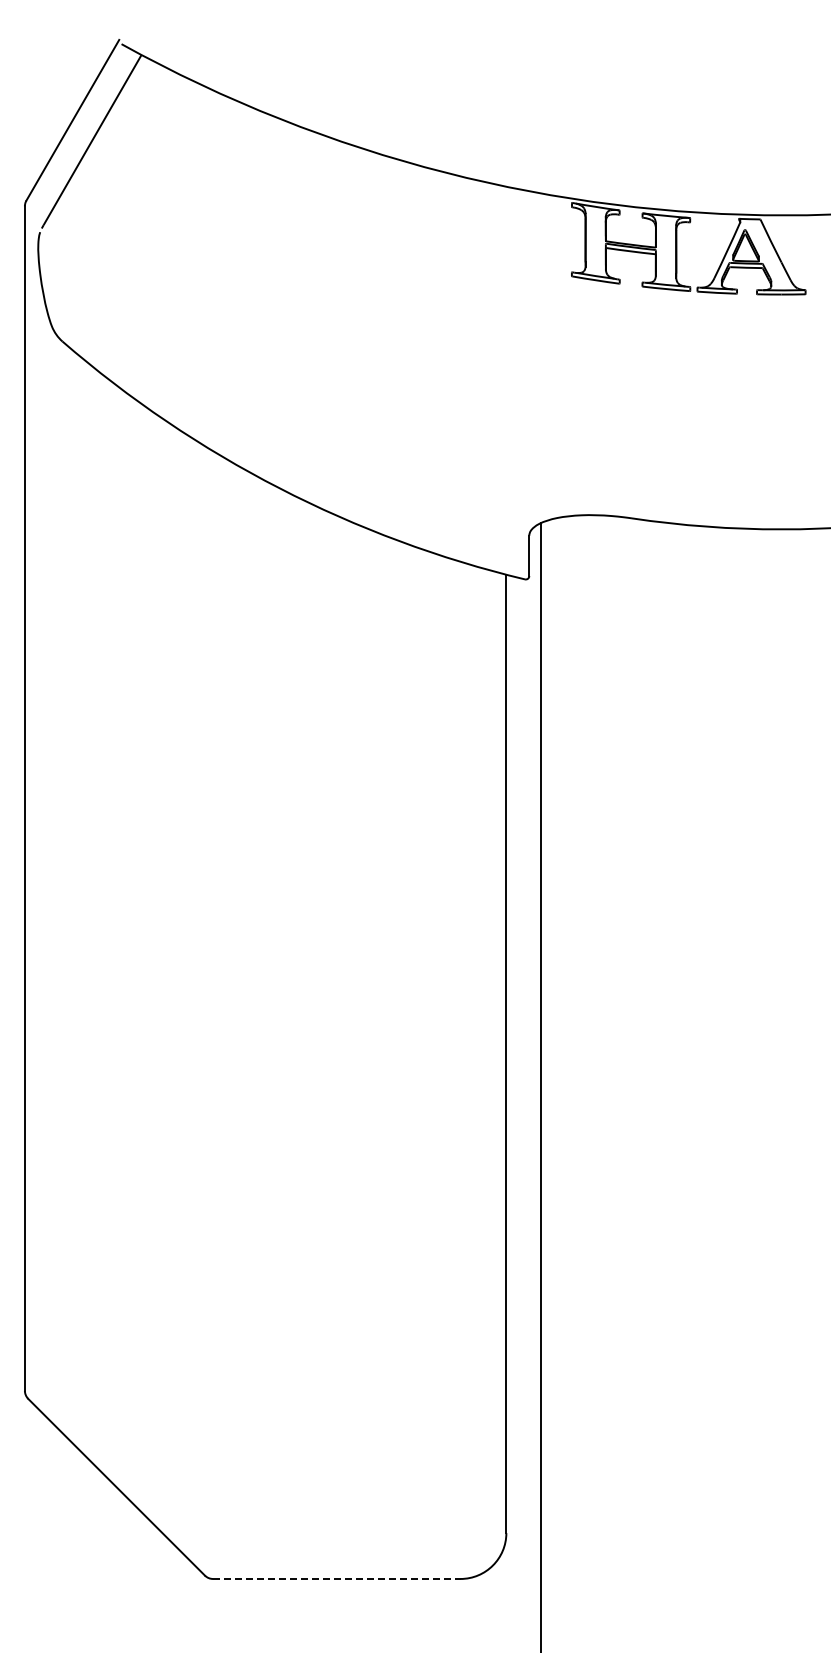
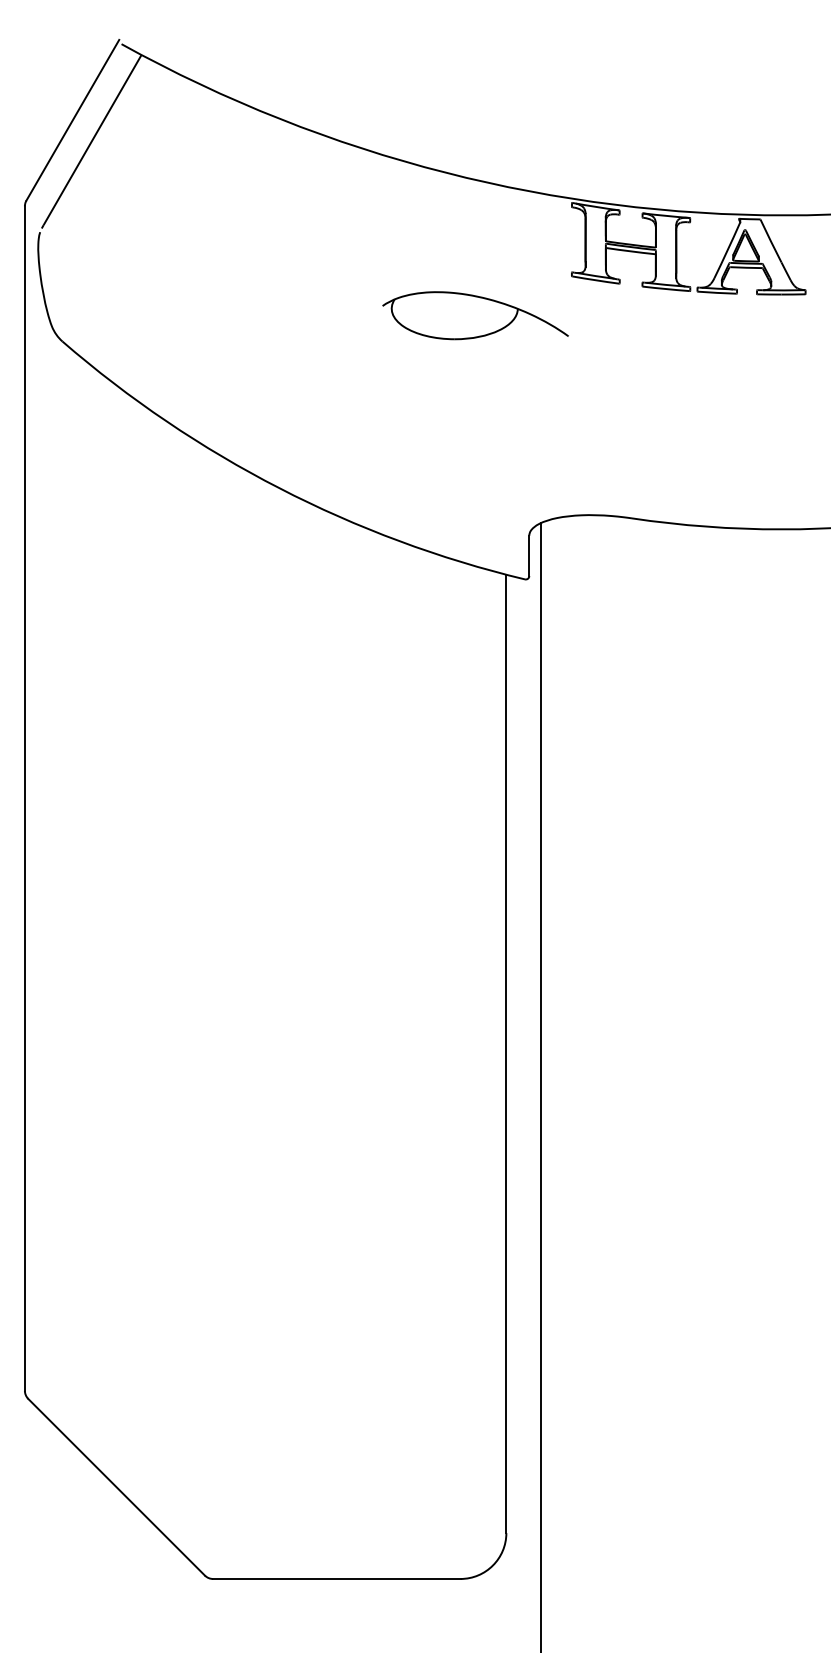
part: none -> present (475, 315)
line: dashed -> solid (336, 1578)
